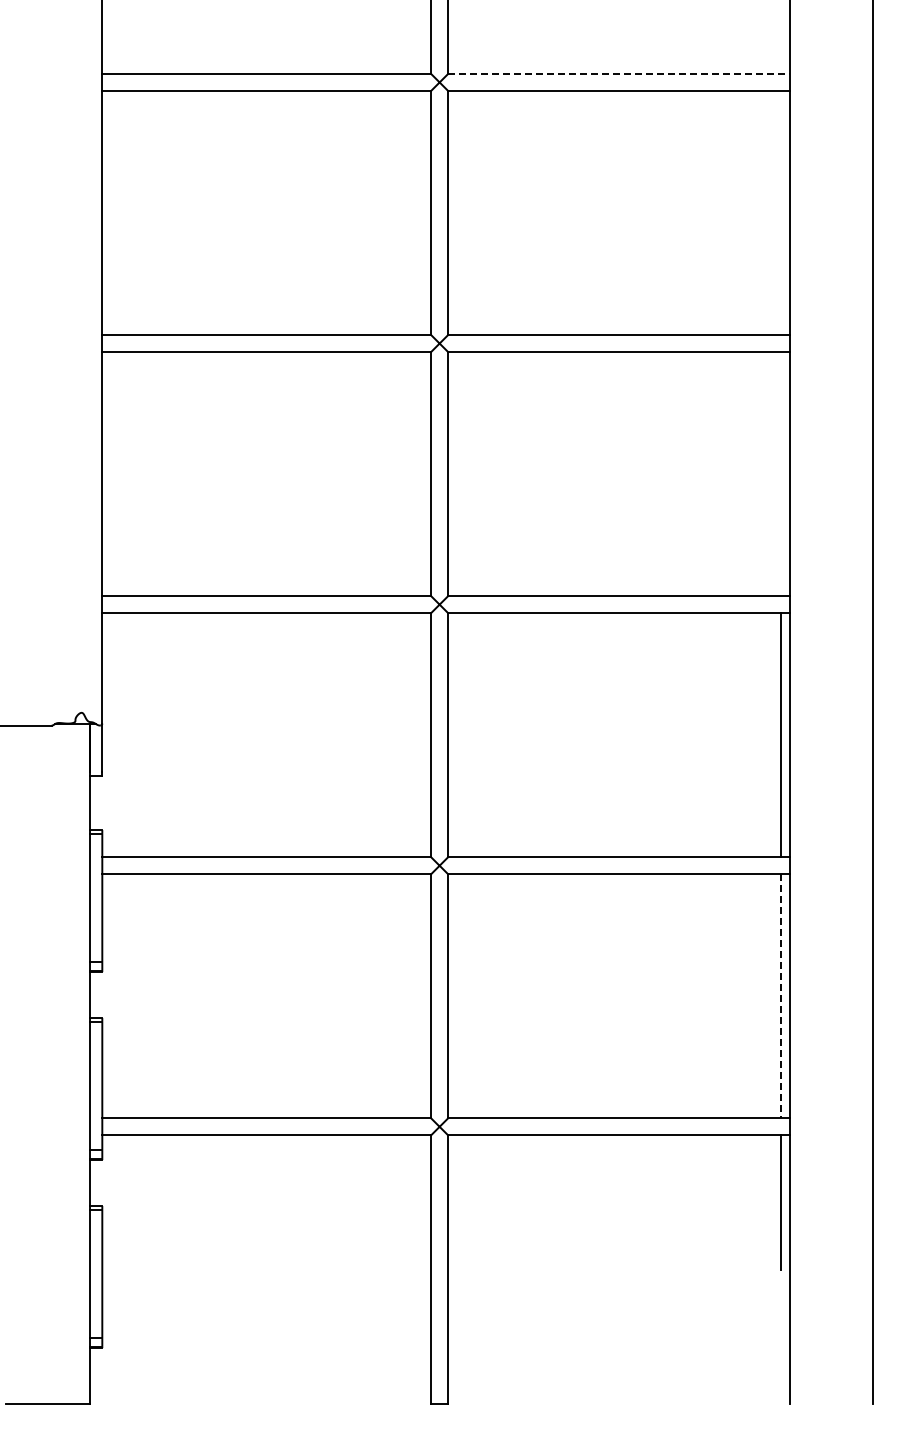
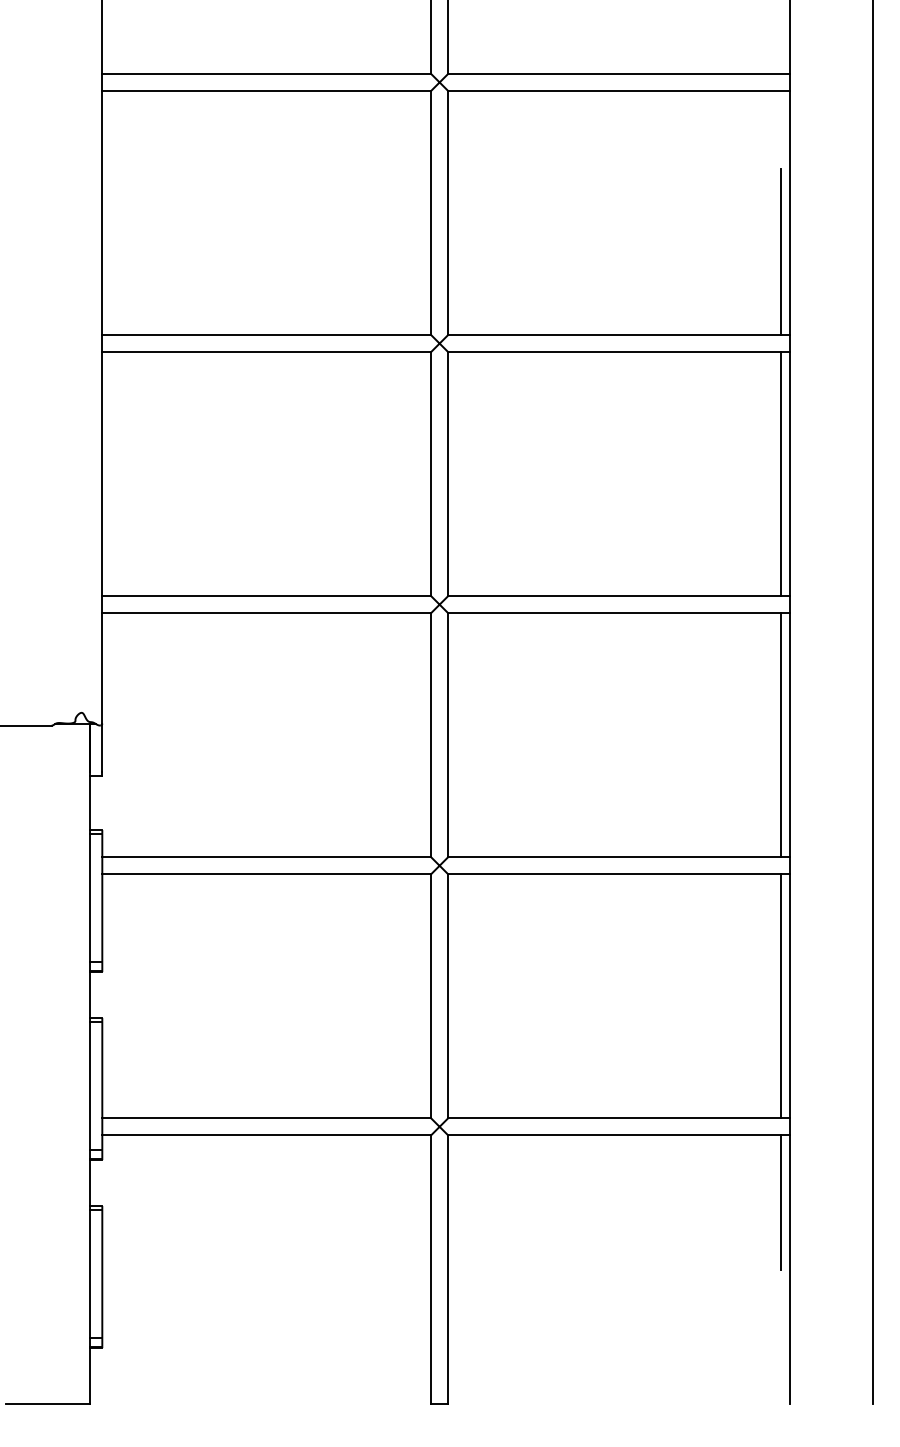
line: dashed -> solid (618, 74)
line: none -> present (780, 251)
line: none -> present (780, 473)
line: dashed -> solid (780, 996)
